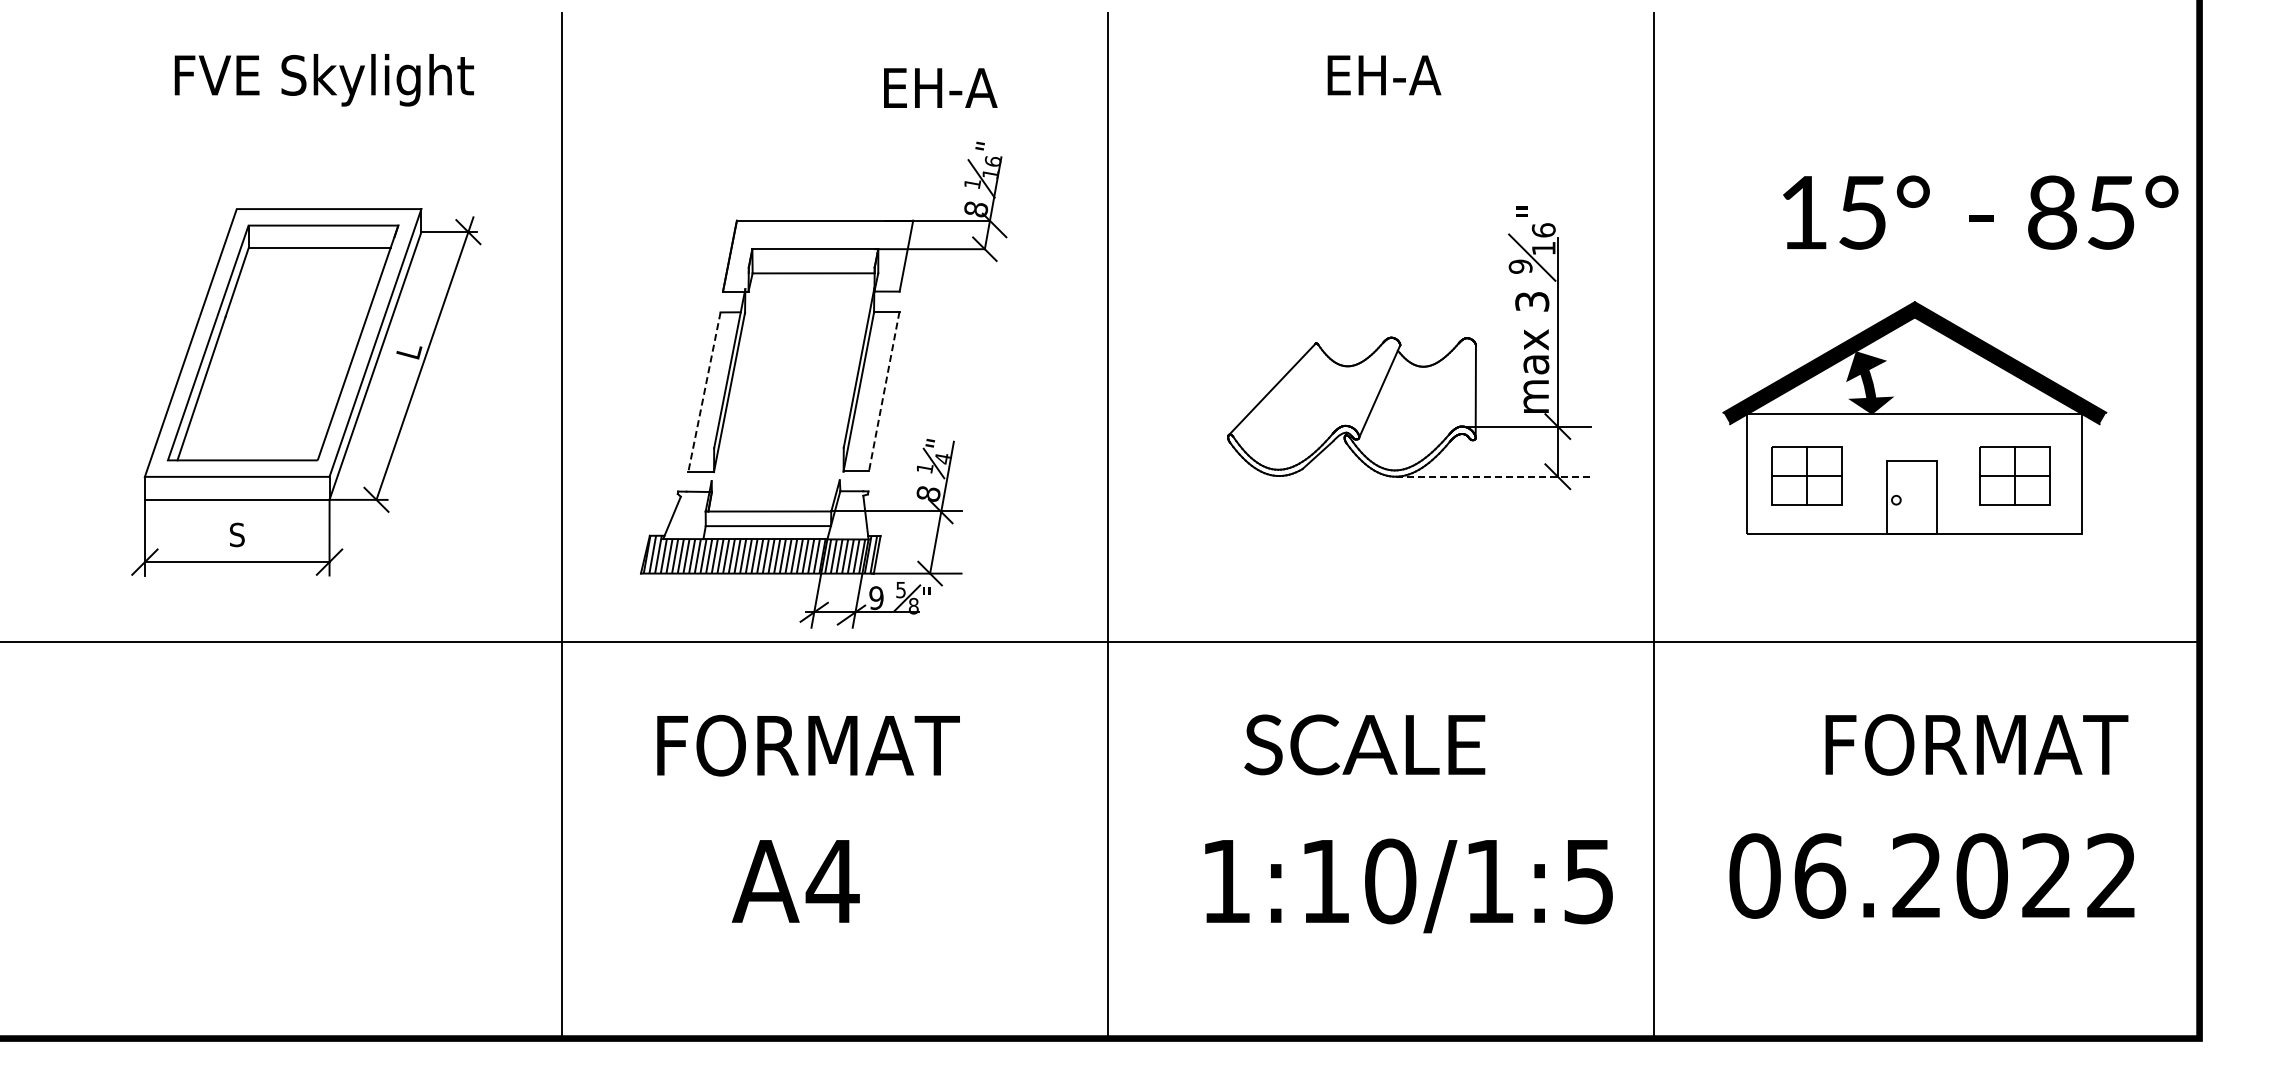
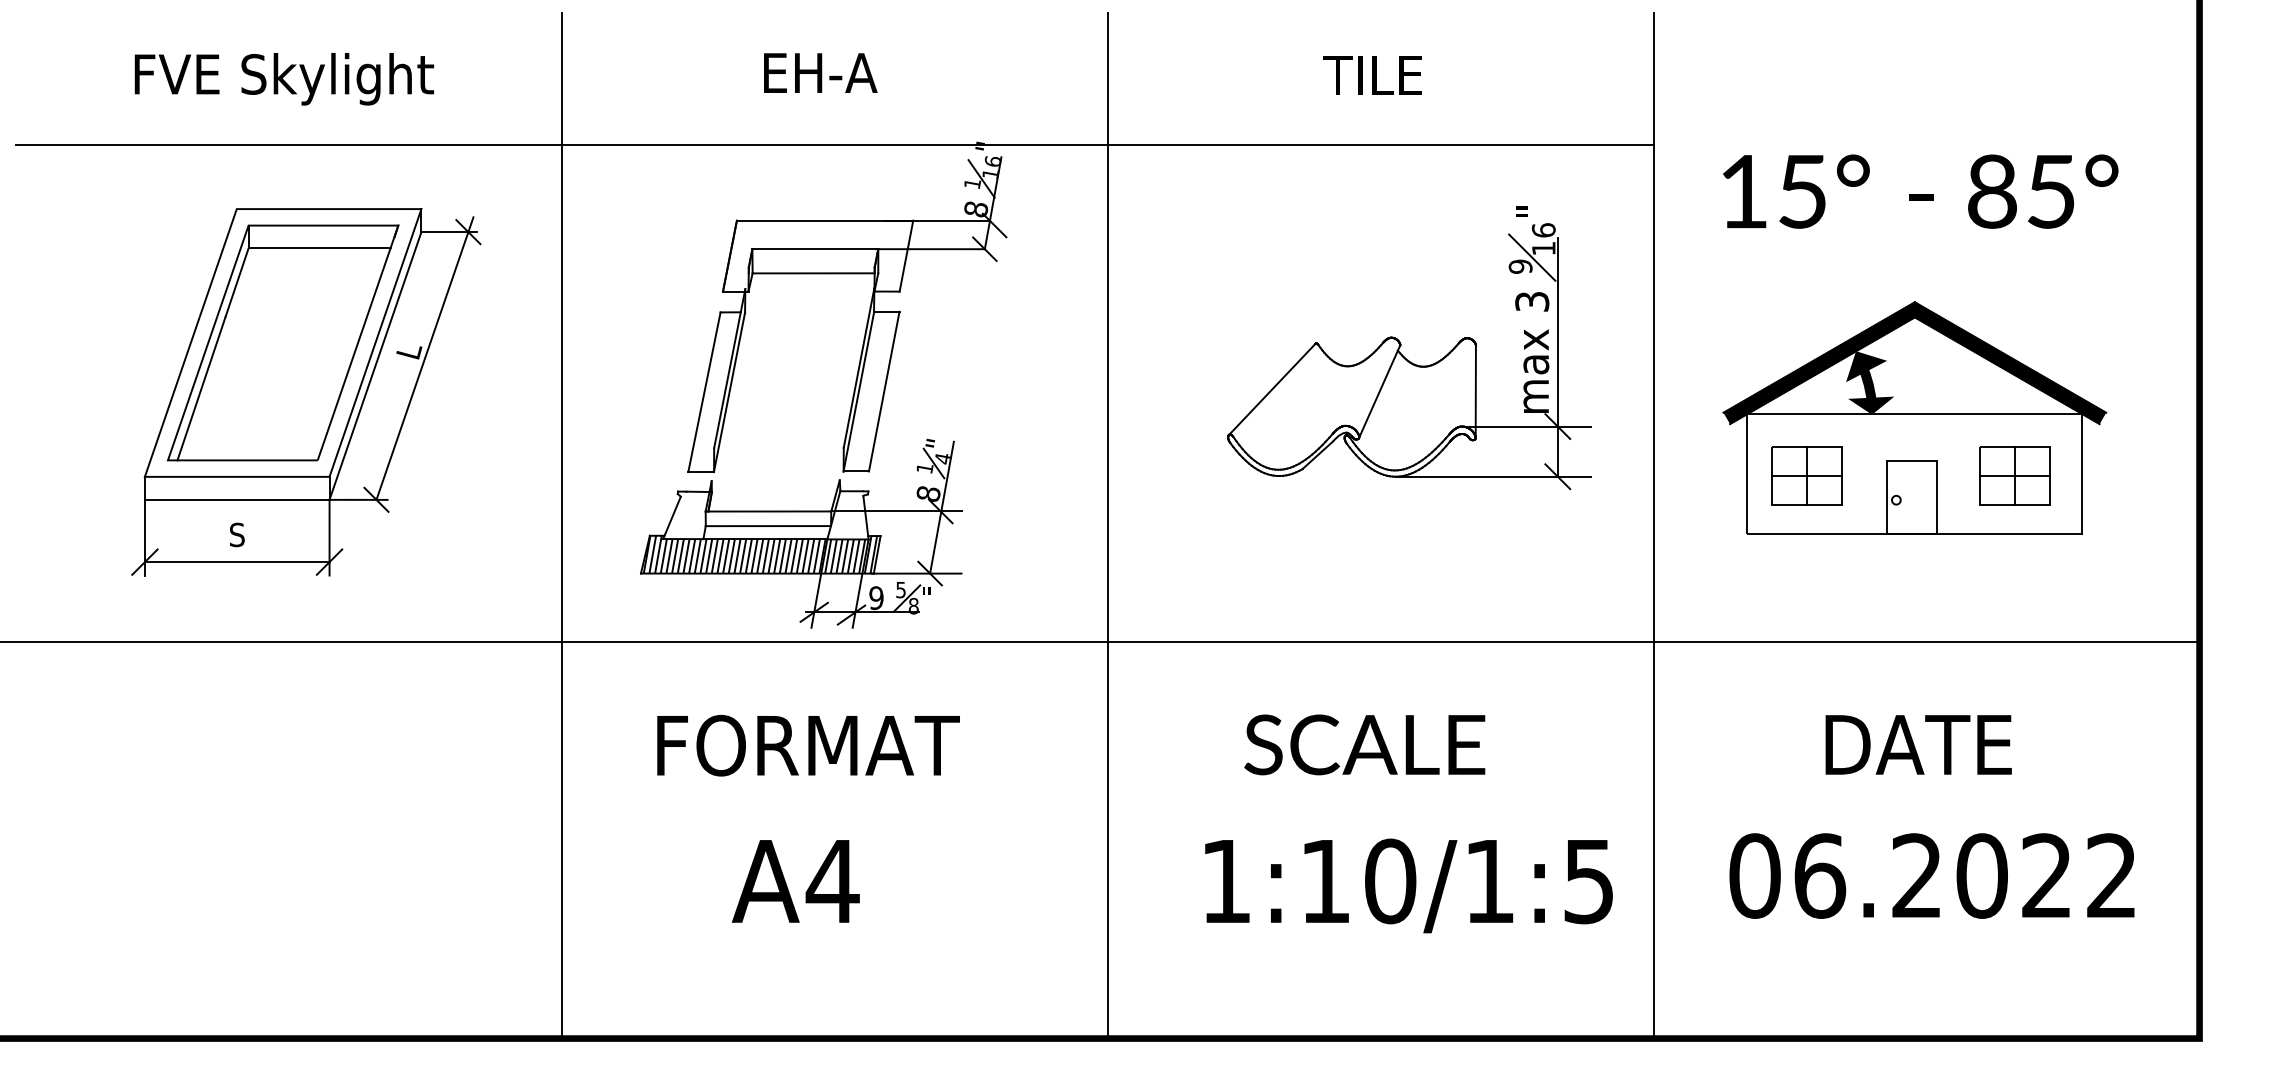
text: EH-A -> TILE (1382, 75)
text position: (323, 80) -> (283, 79) (283, 79)
text position: (940, 87) -> (820, 72) (820, 72)
line: none -> present (834, 145)
text position: (1980, 212) -> (1920, 191) (1920, 191)
line: dashed -> solid (704, 392)
line: dashed -> solid (884, 392)
line: dashed -> solid (1494, 476)
text: FORMAT -> DATE (1980, 744)
